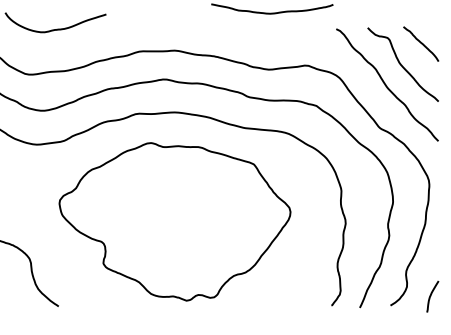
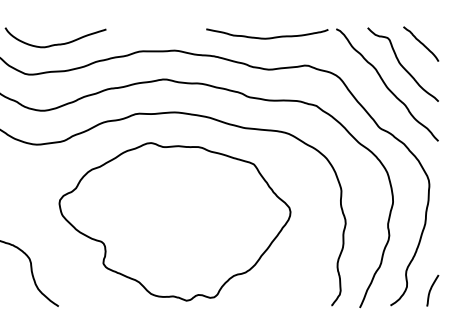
curve position: (272, 12) -> (267, 37) (267, 37)
curve position: (57, 28) -> (57, 43) (57, 43)
curve position: (431, 296) -> (431, 290) (431, 290)
